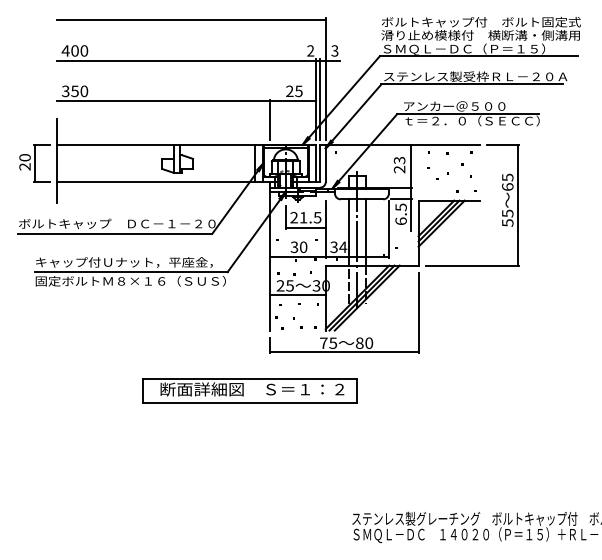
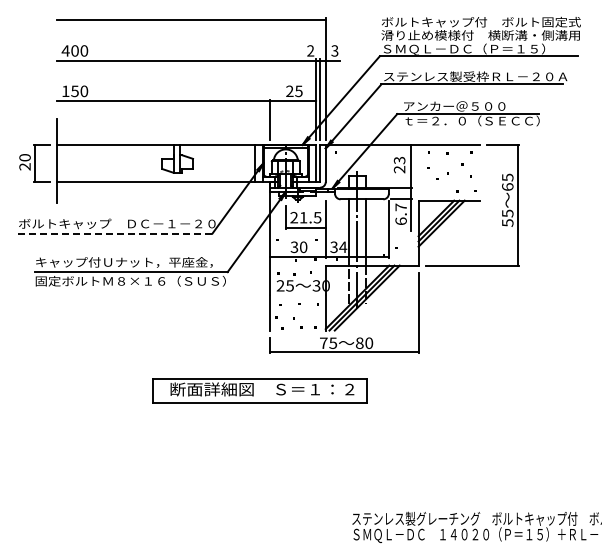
text: 350 -> 150 (65, 91)
text: 6.5 -> 6.7 (400, 207)
line: solid -> dashed (114, 233)
line: present -> none (297, 295)
part position: (249, 390) -> (259, 390) (259, 390)
